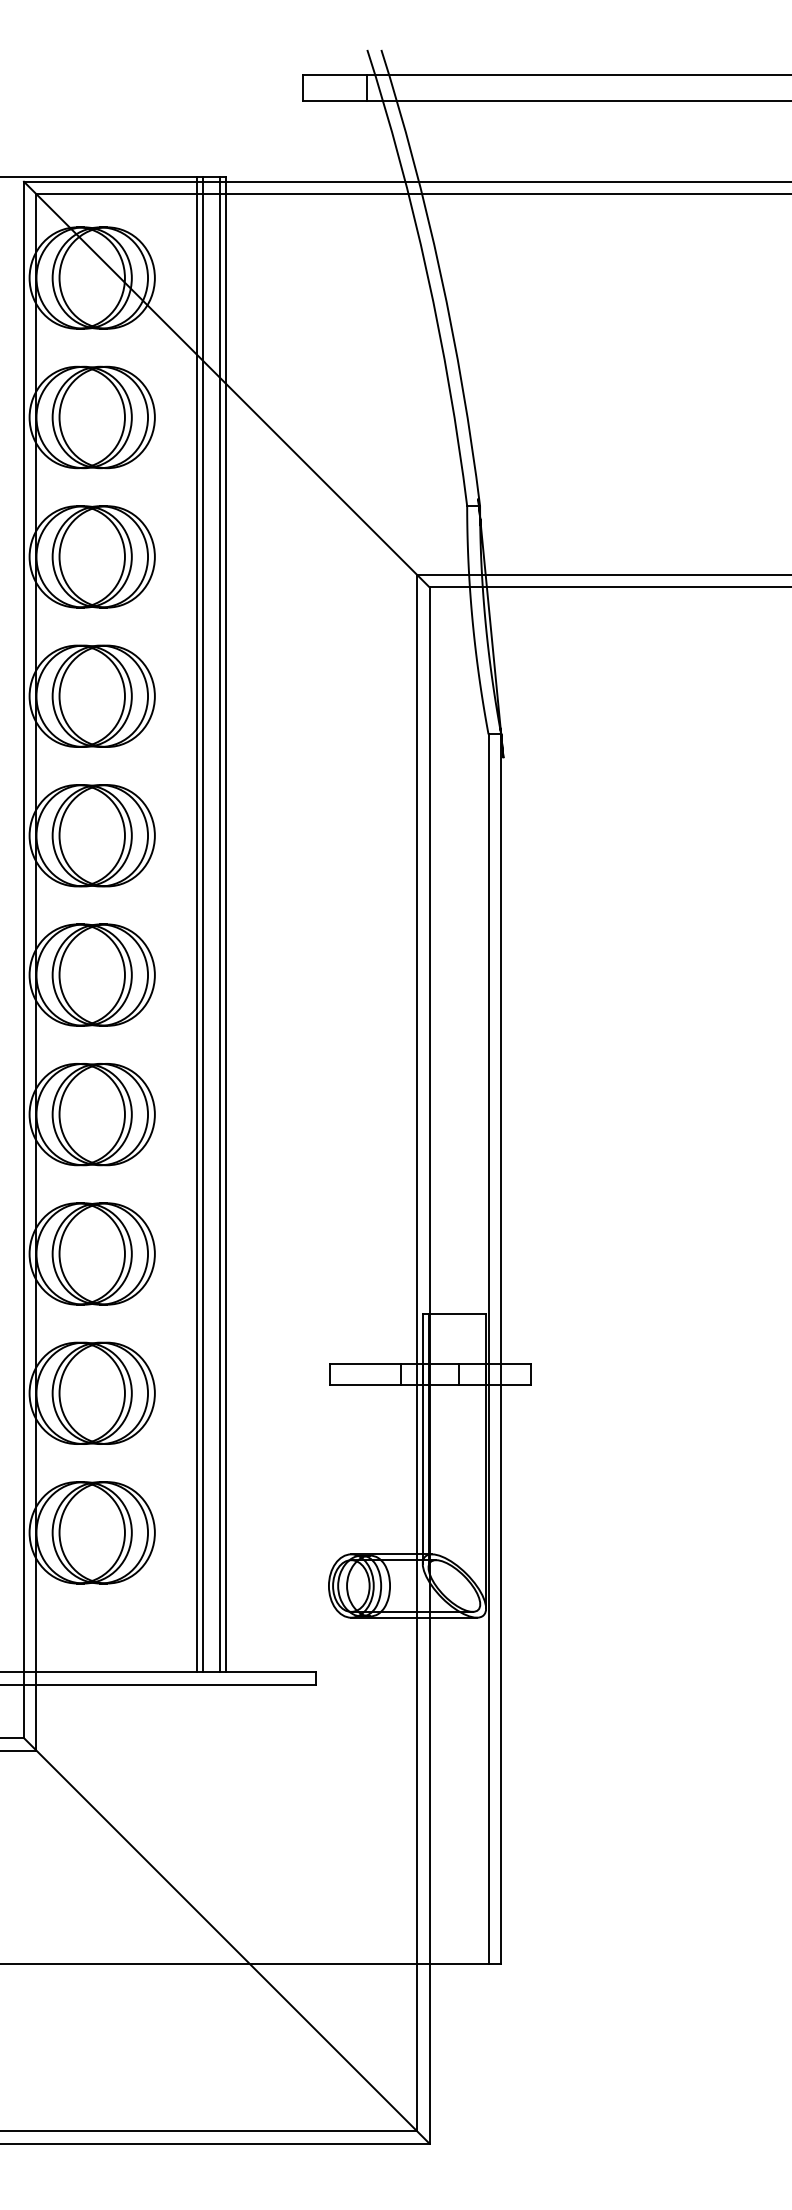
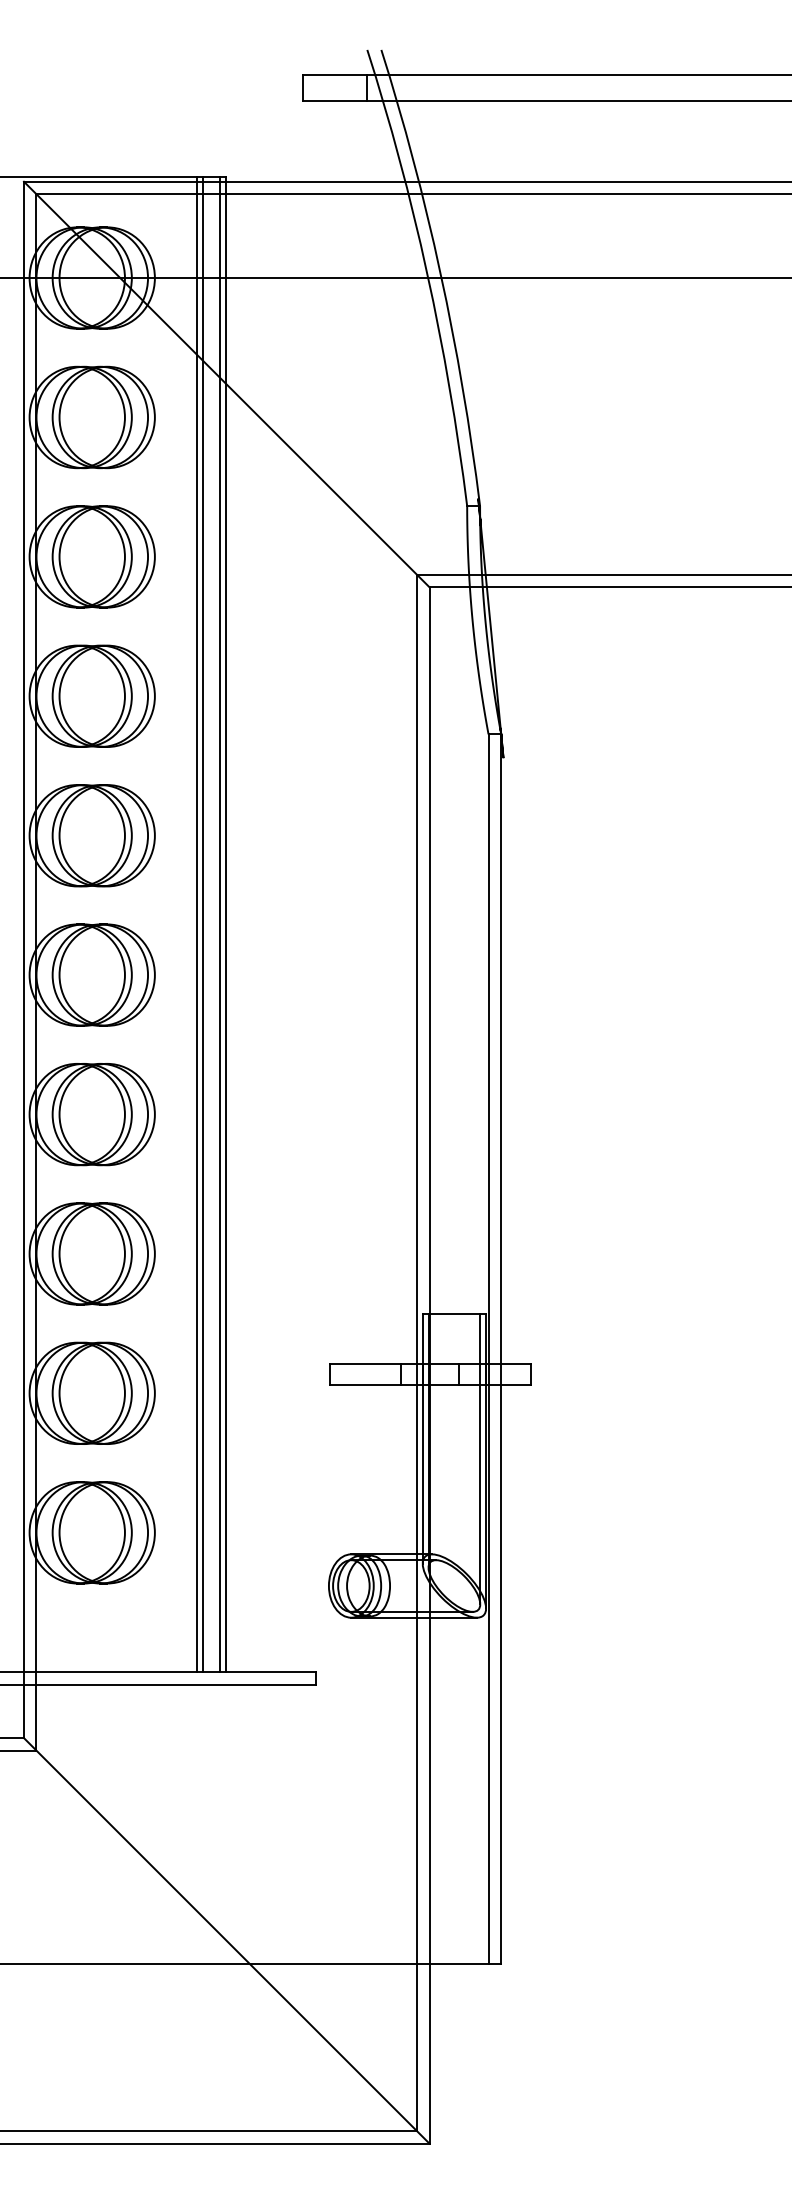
line: none -> present (395, 278)
line: none -> present (480, 1458)
